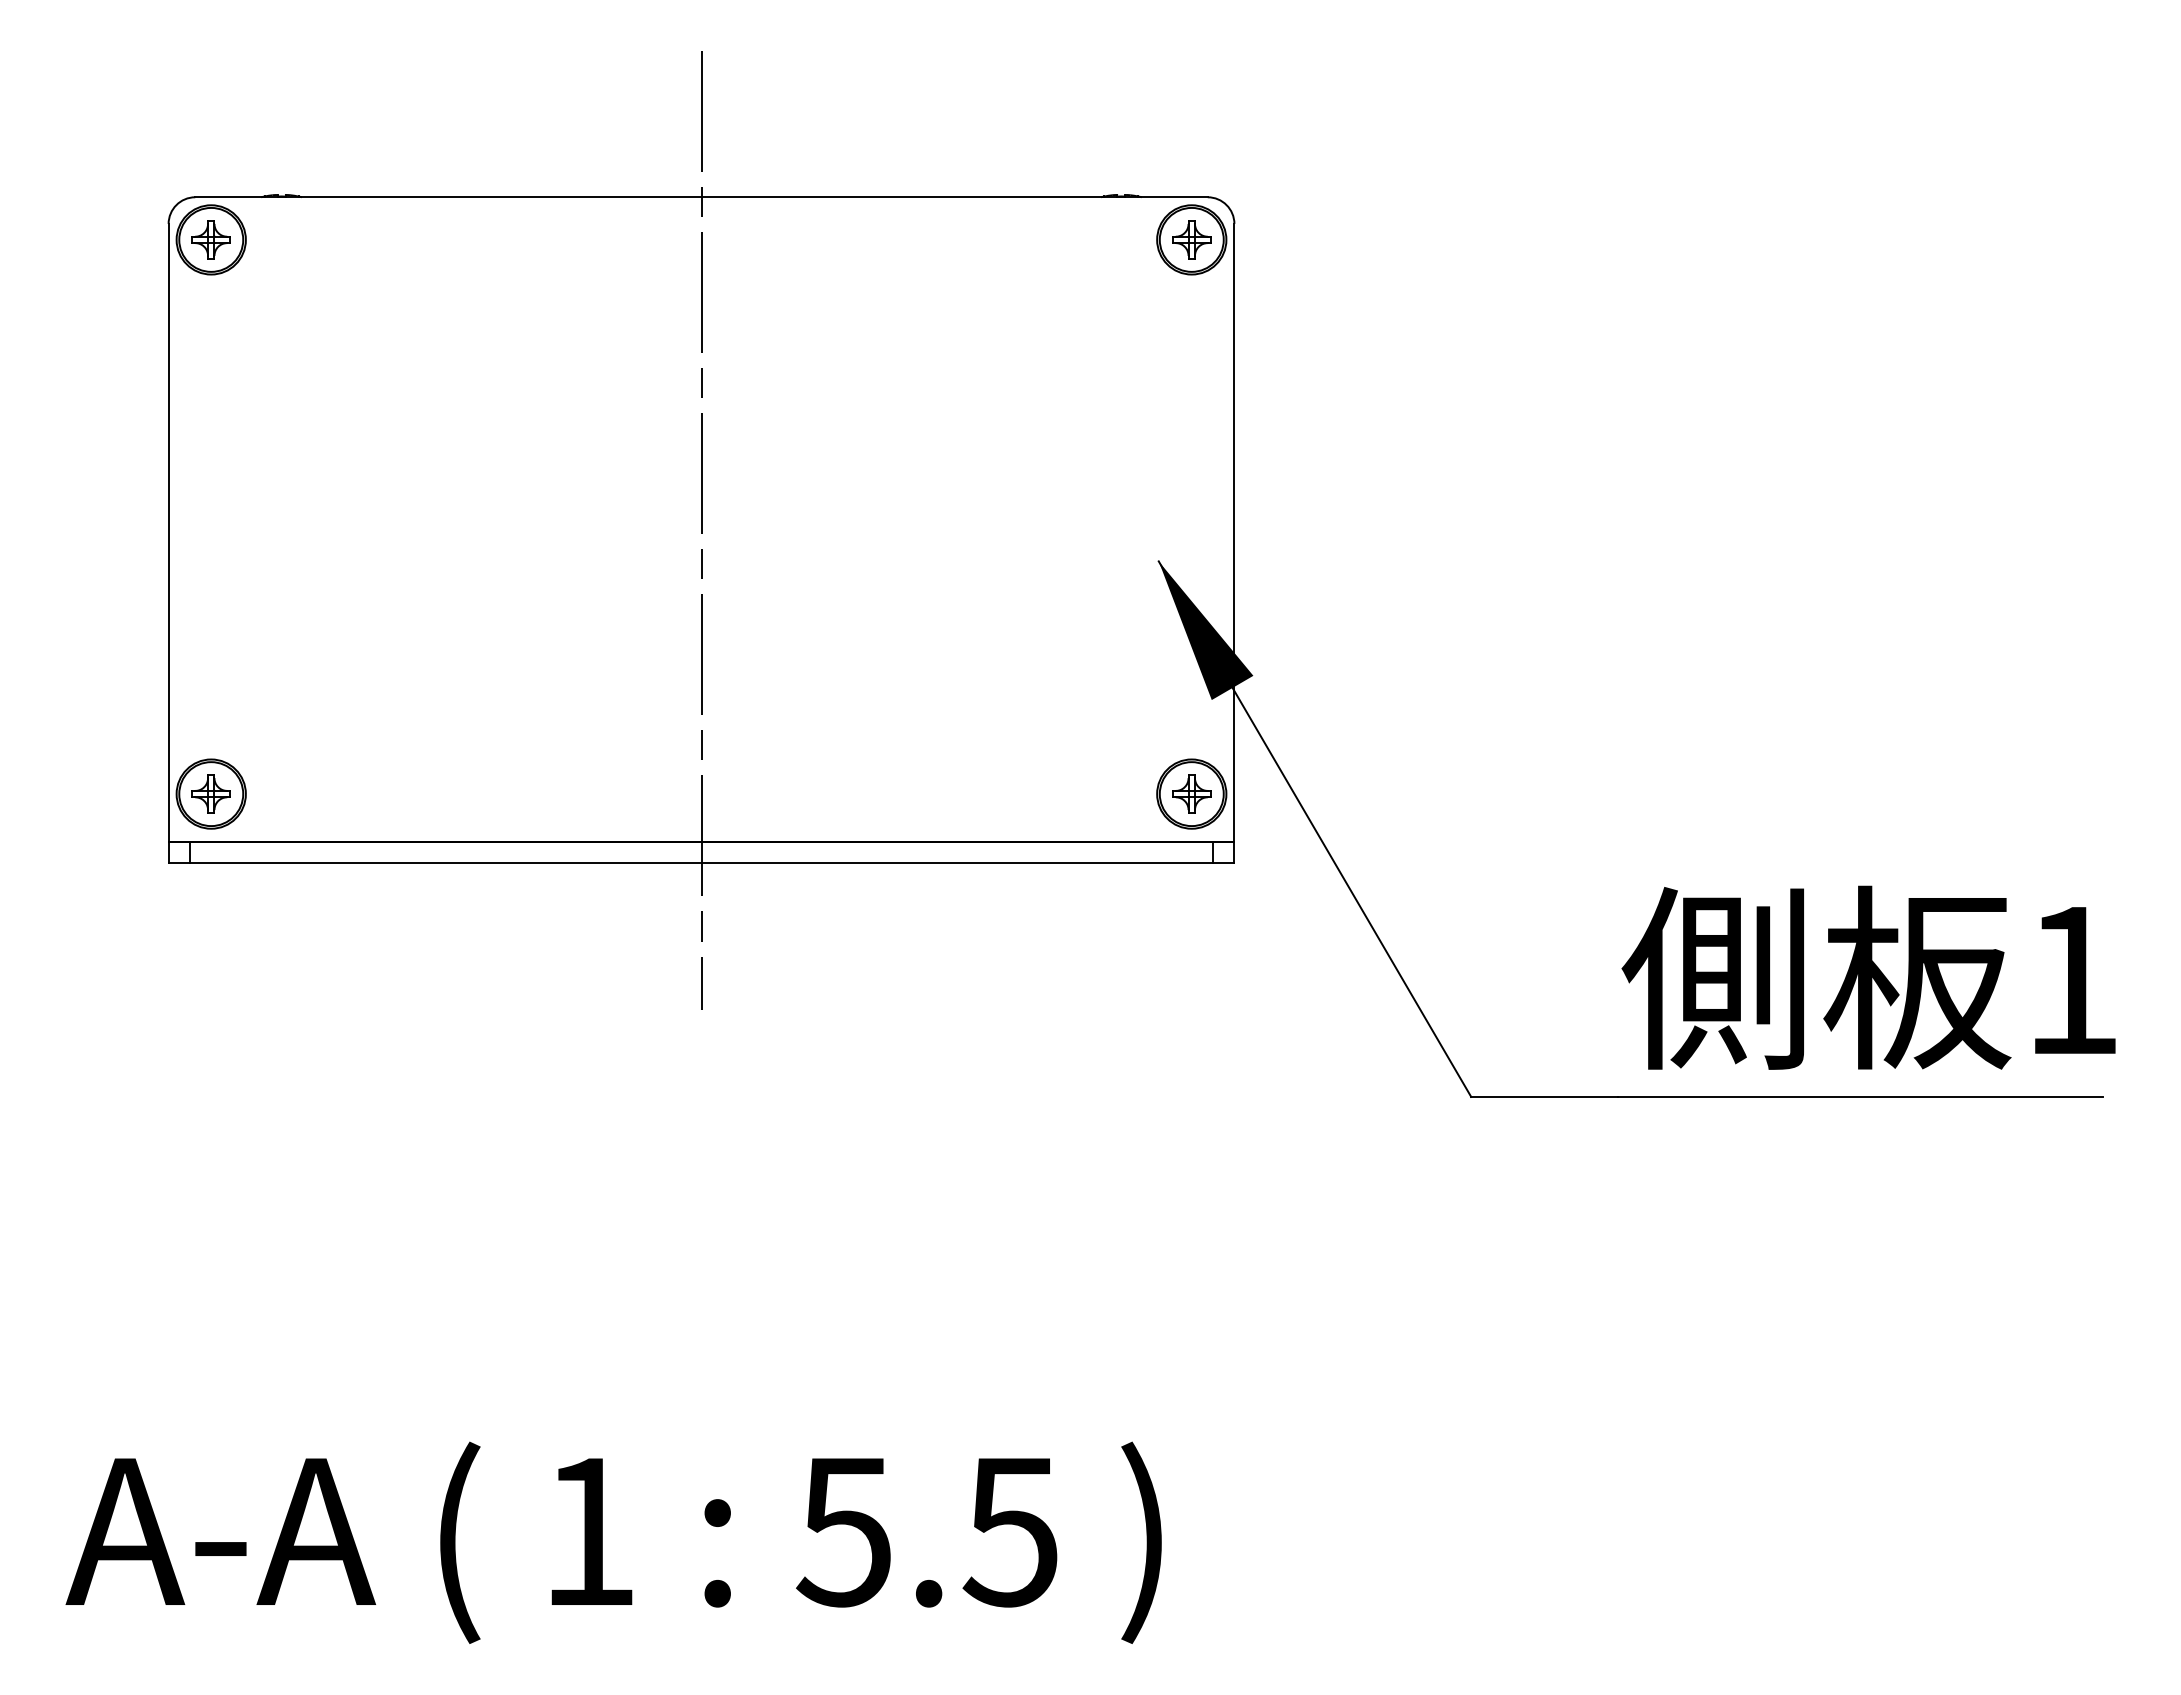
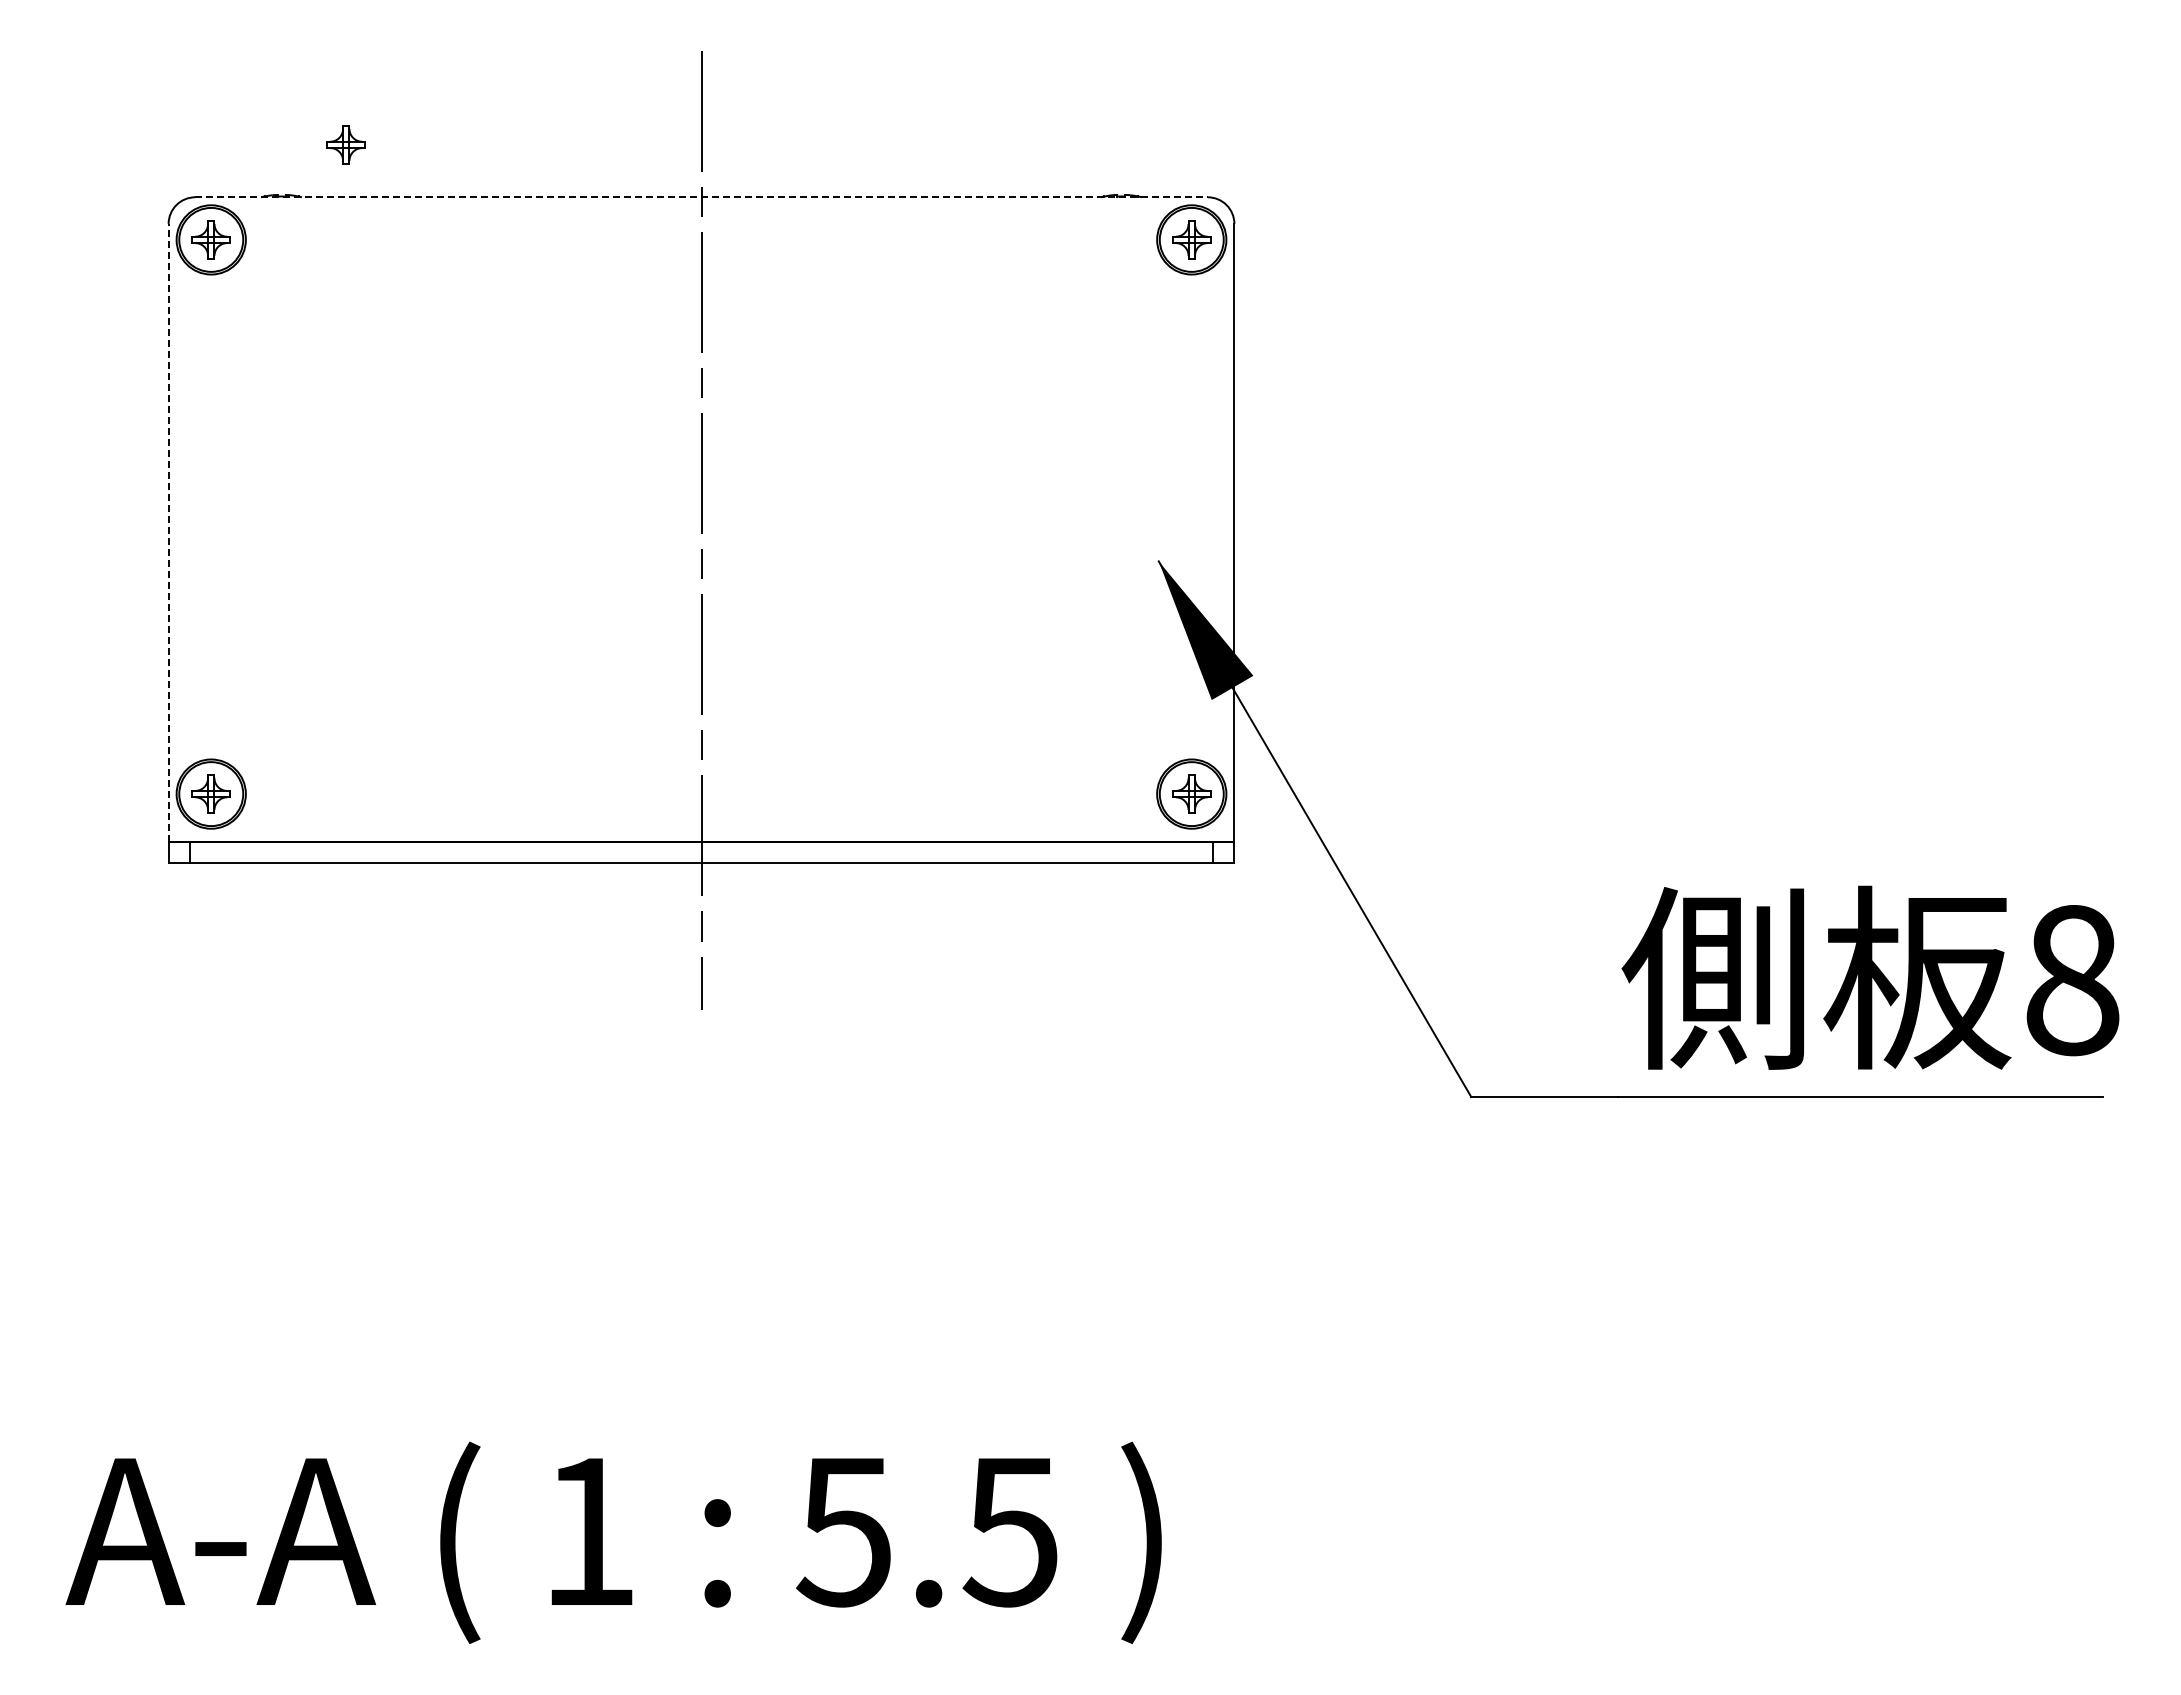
part: none -> present (345, 144)
line: solid -> dashed (702, 197)
line: solid -> dashed (168, 532)
text: 1 -> 8 (2072, 980)
